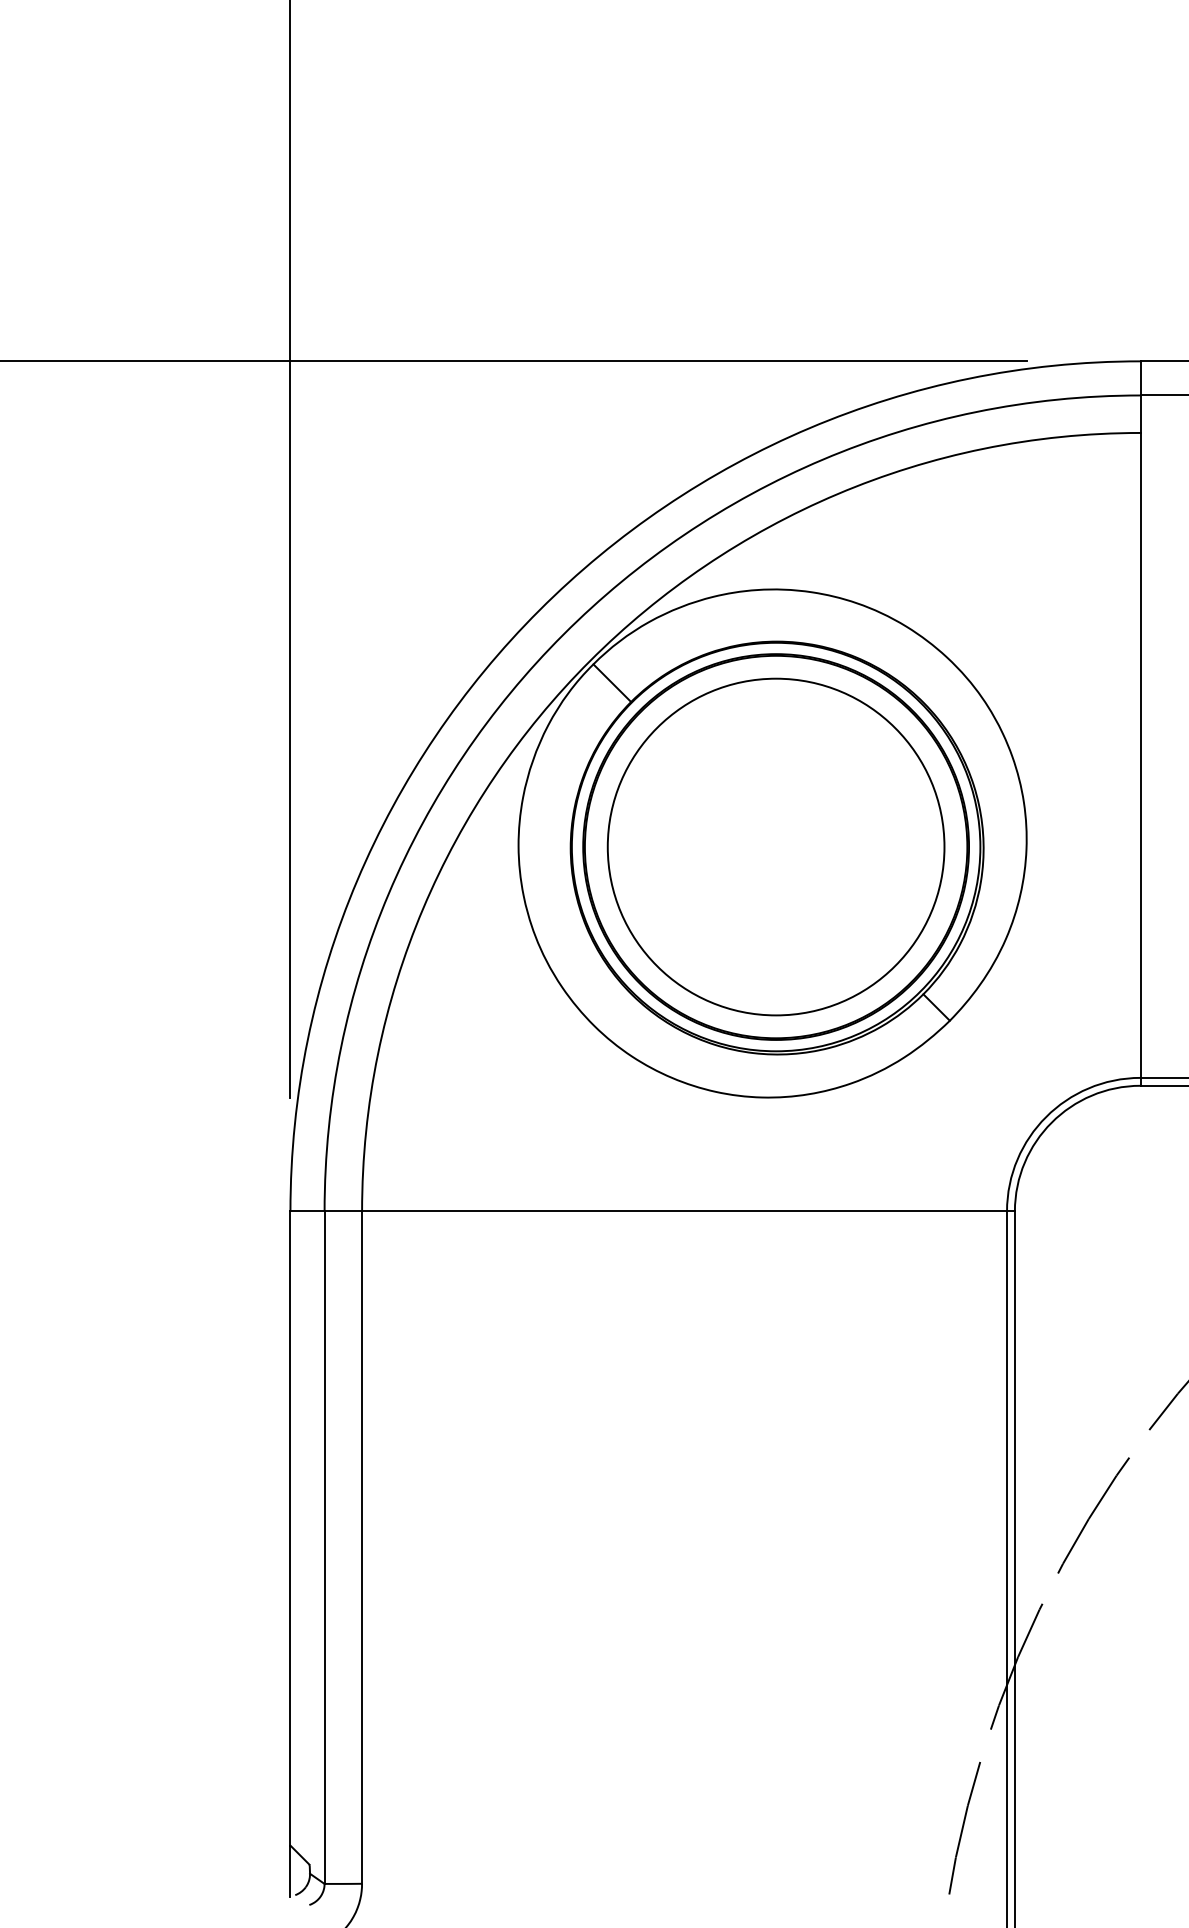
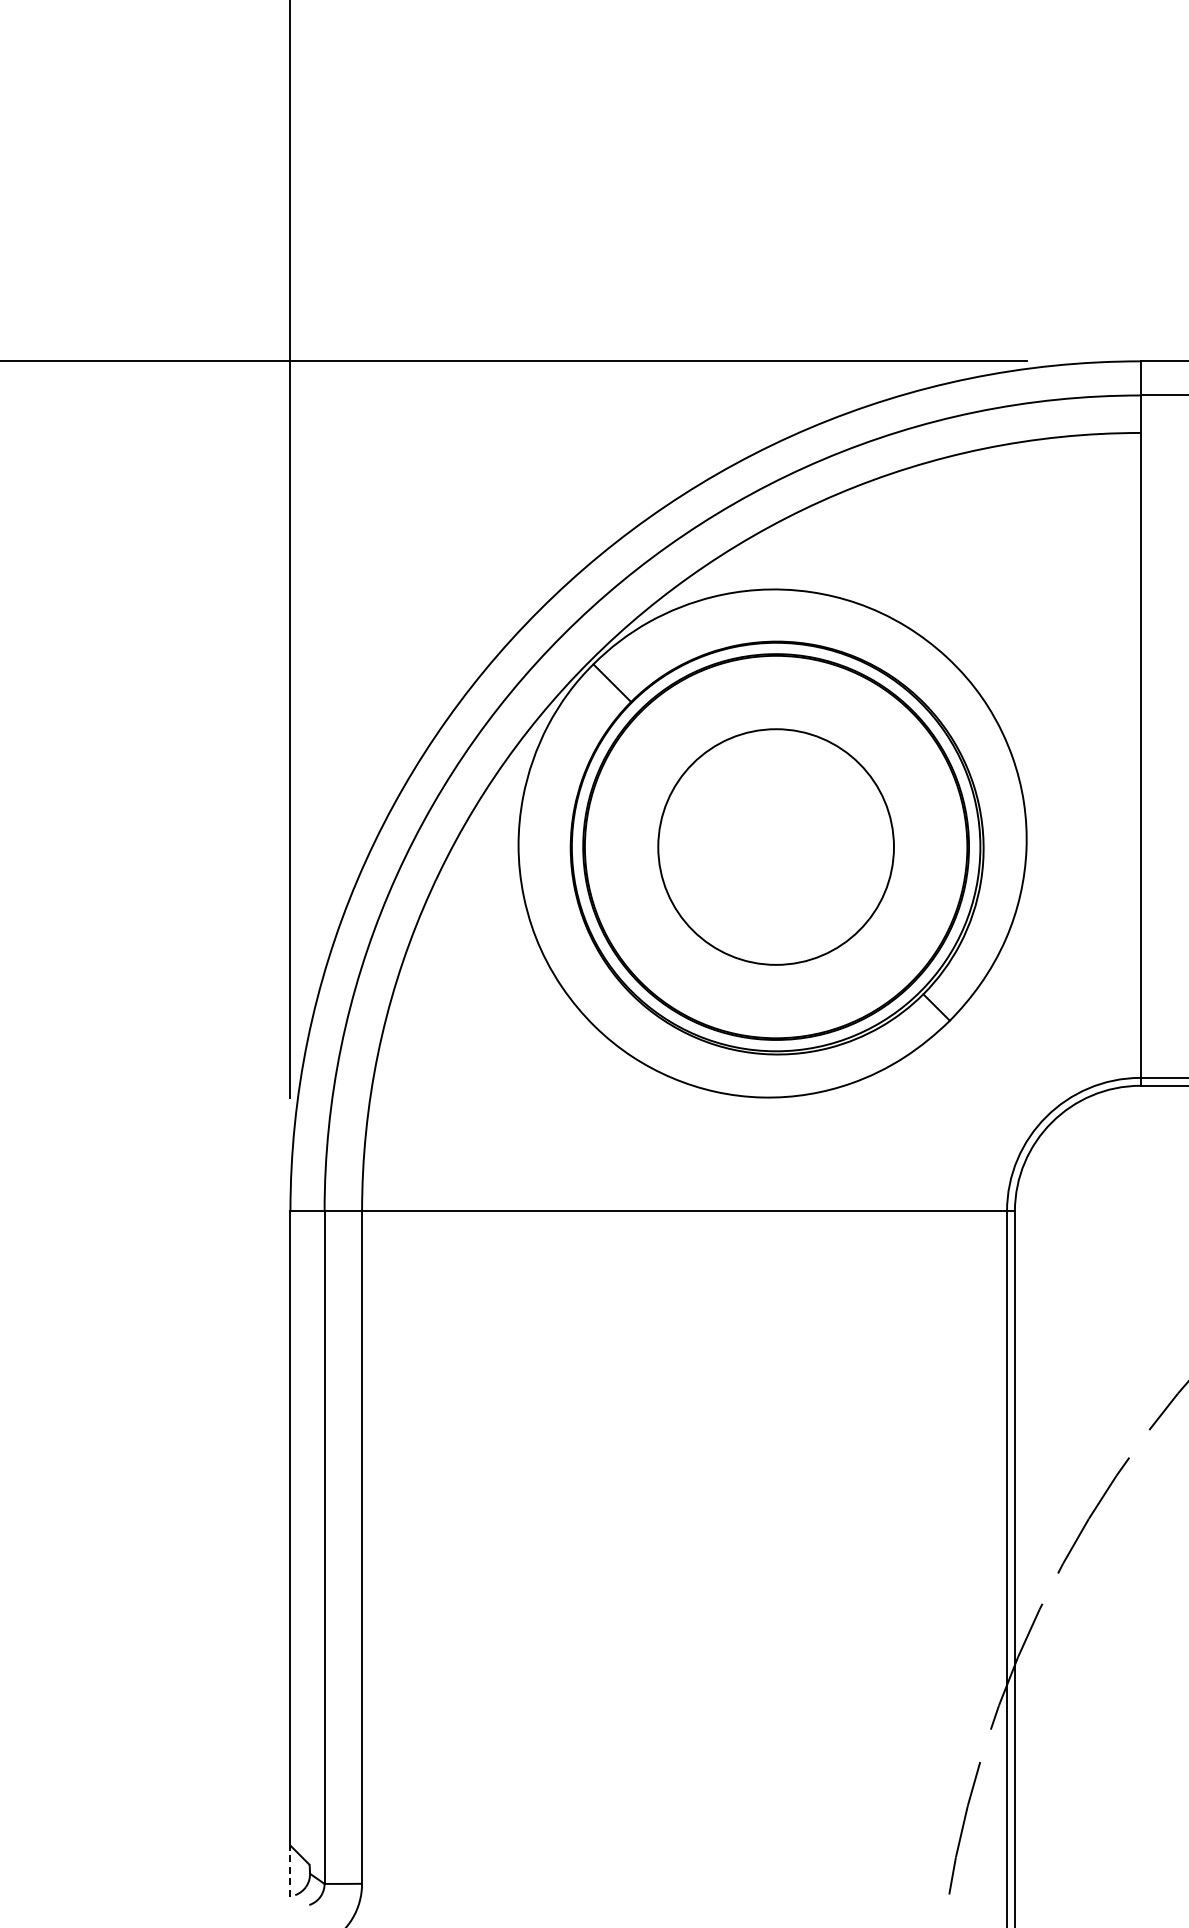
circle diameter: 337 px -> 236 px (775, 846)
line: solid -> dashed (290, 1871)
